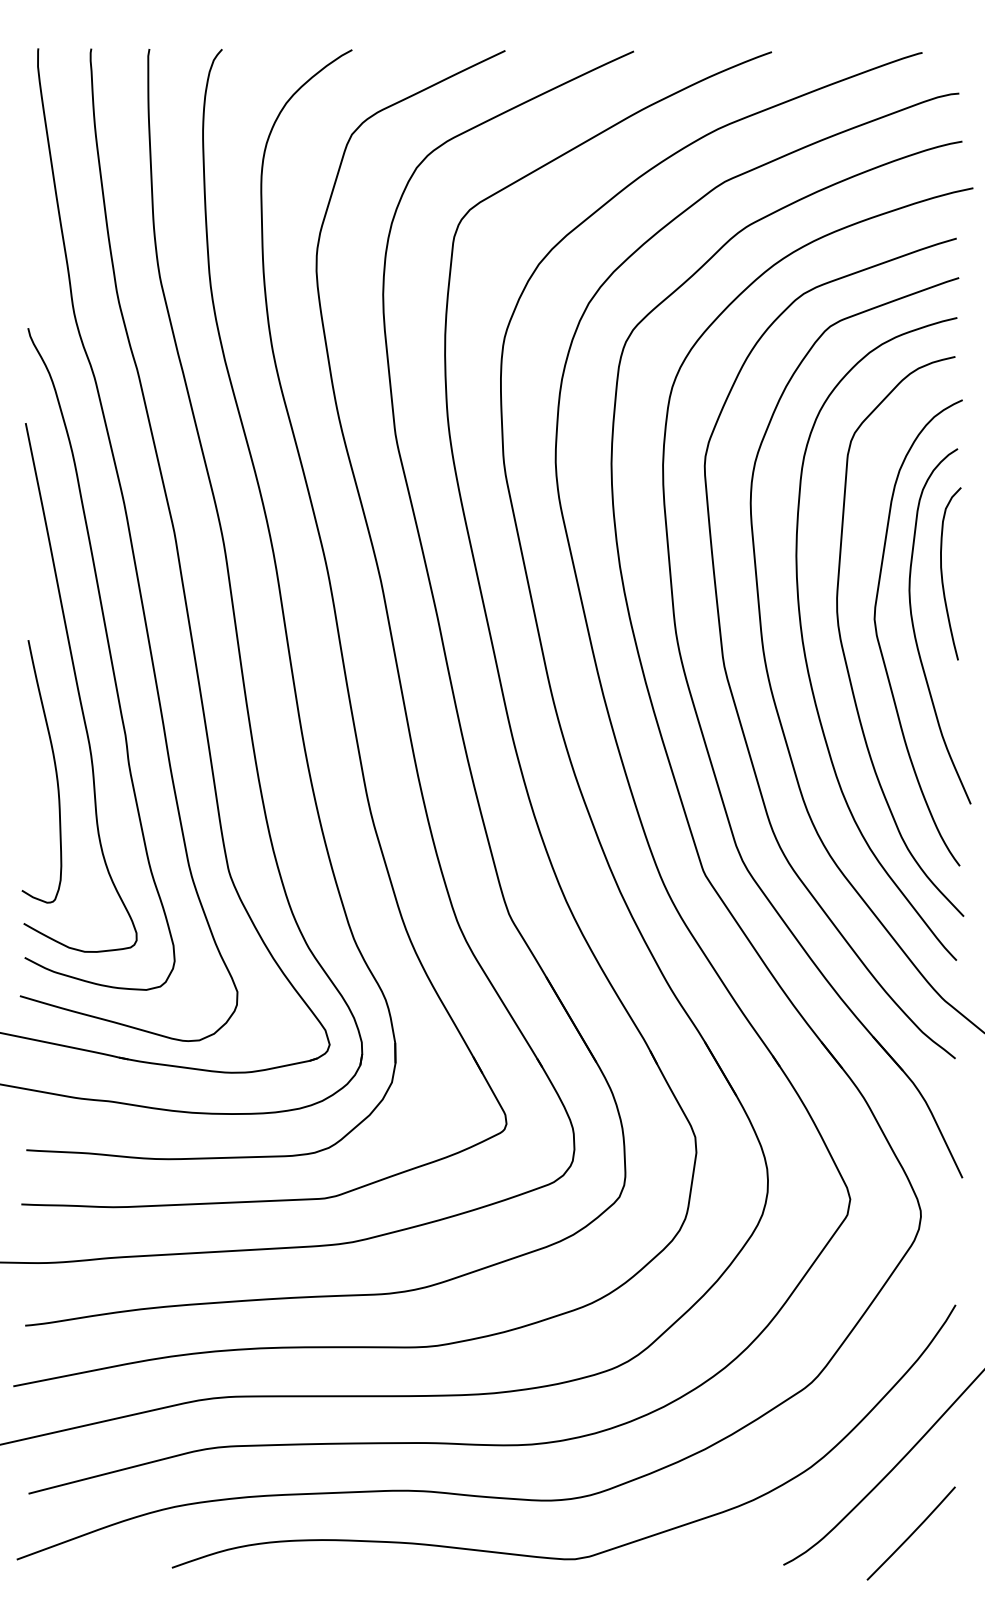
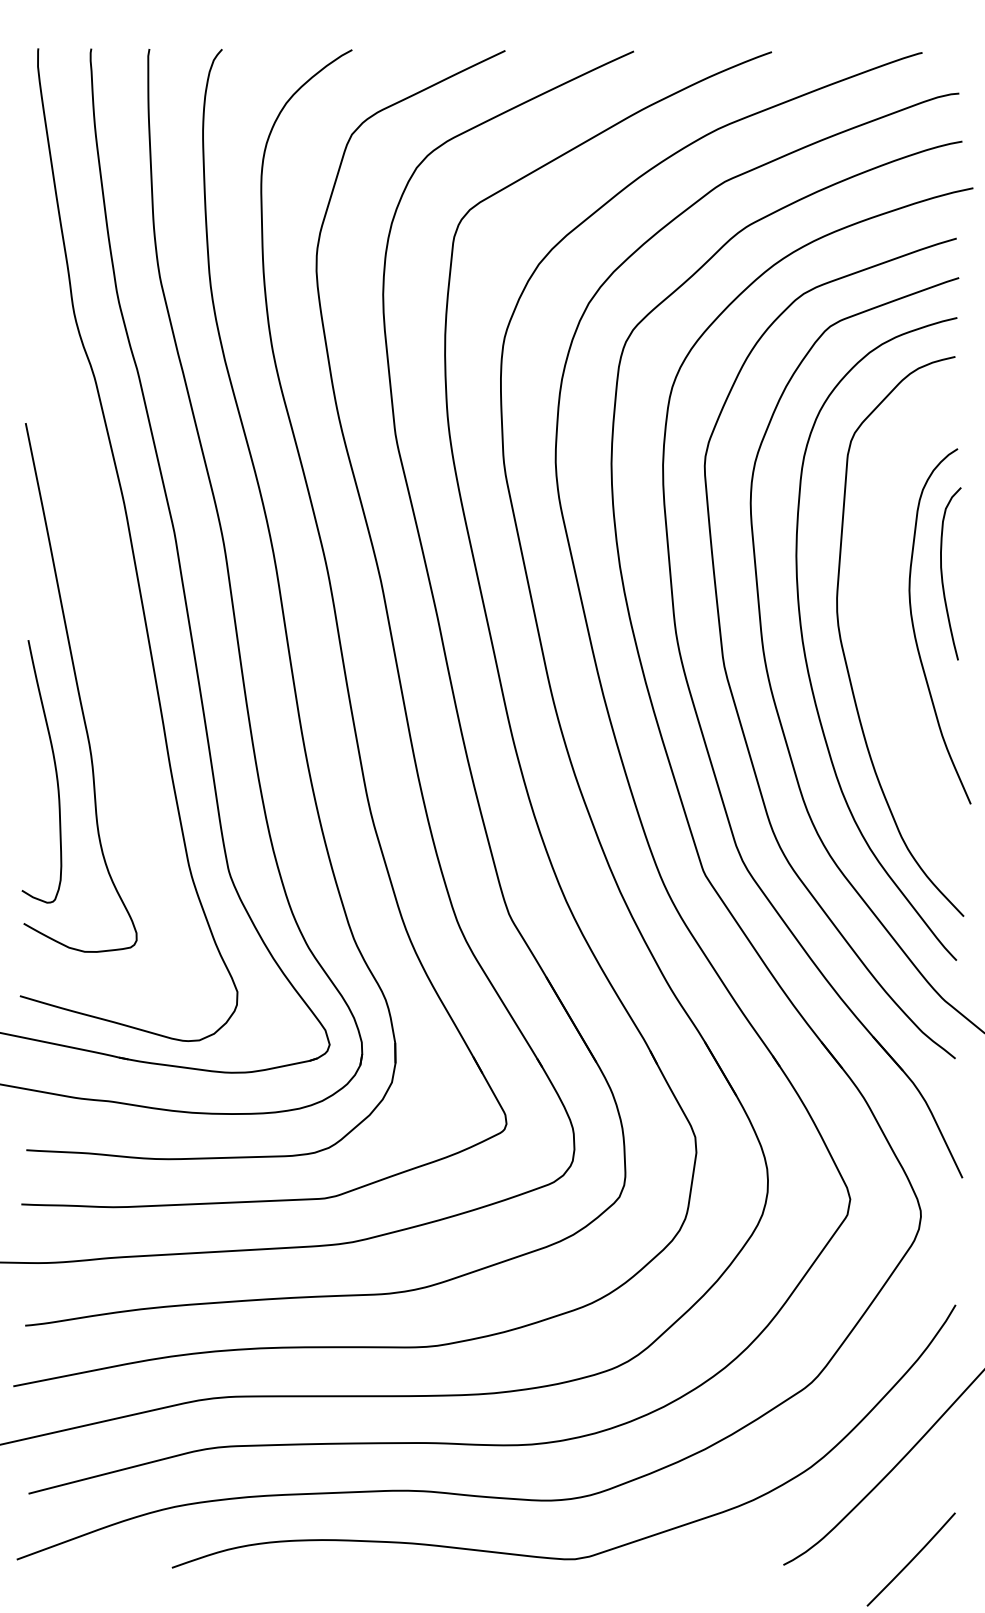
curve: present -> none (880, 644)
curve: present -> none (109, 656)
curve position: (911, 1533) -> (911, 1559) (911, 1559)
